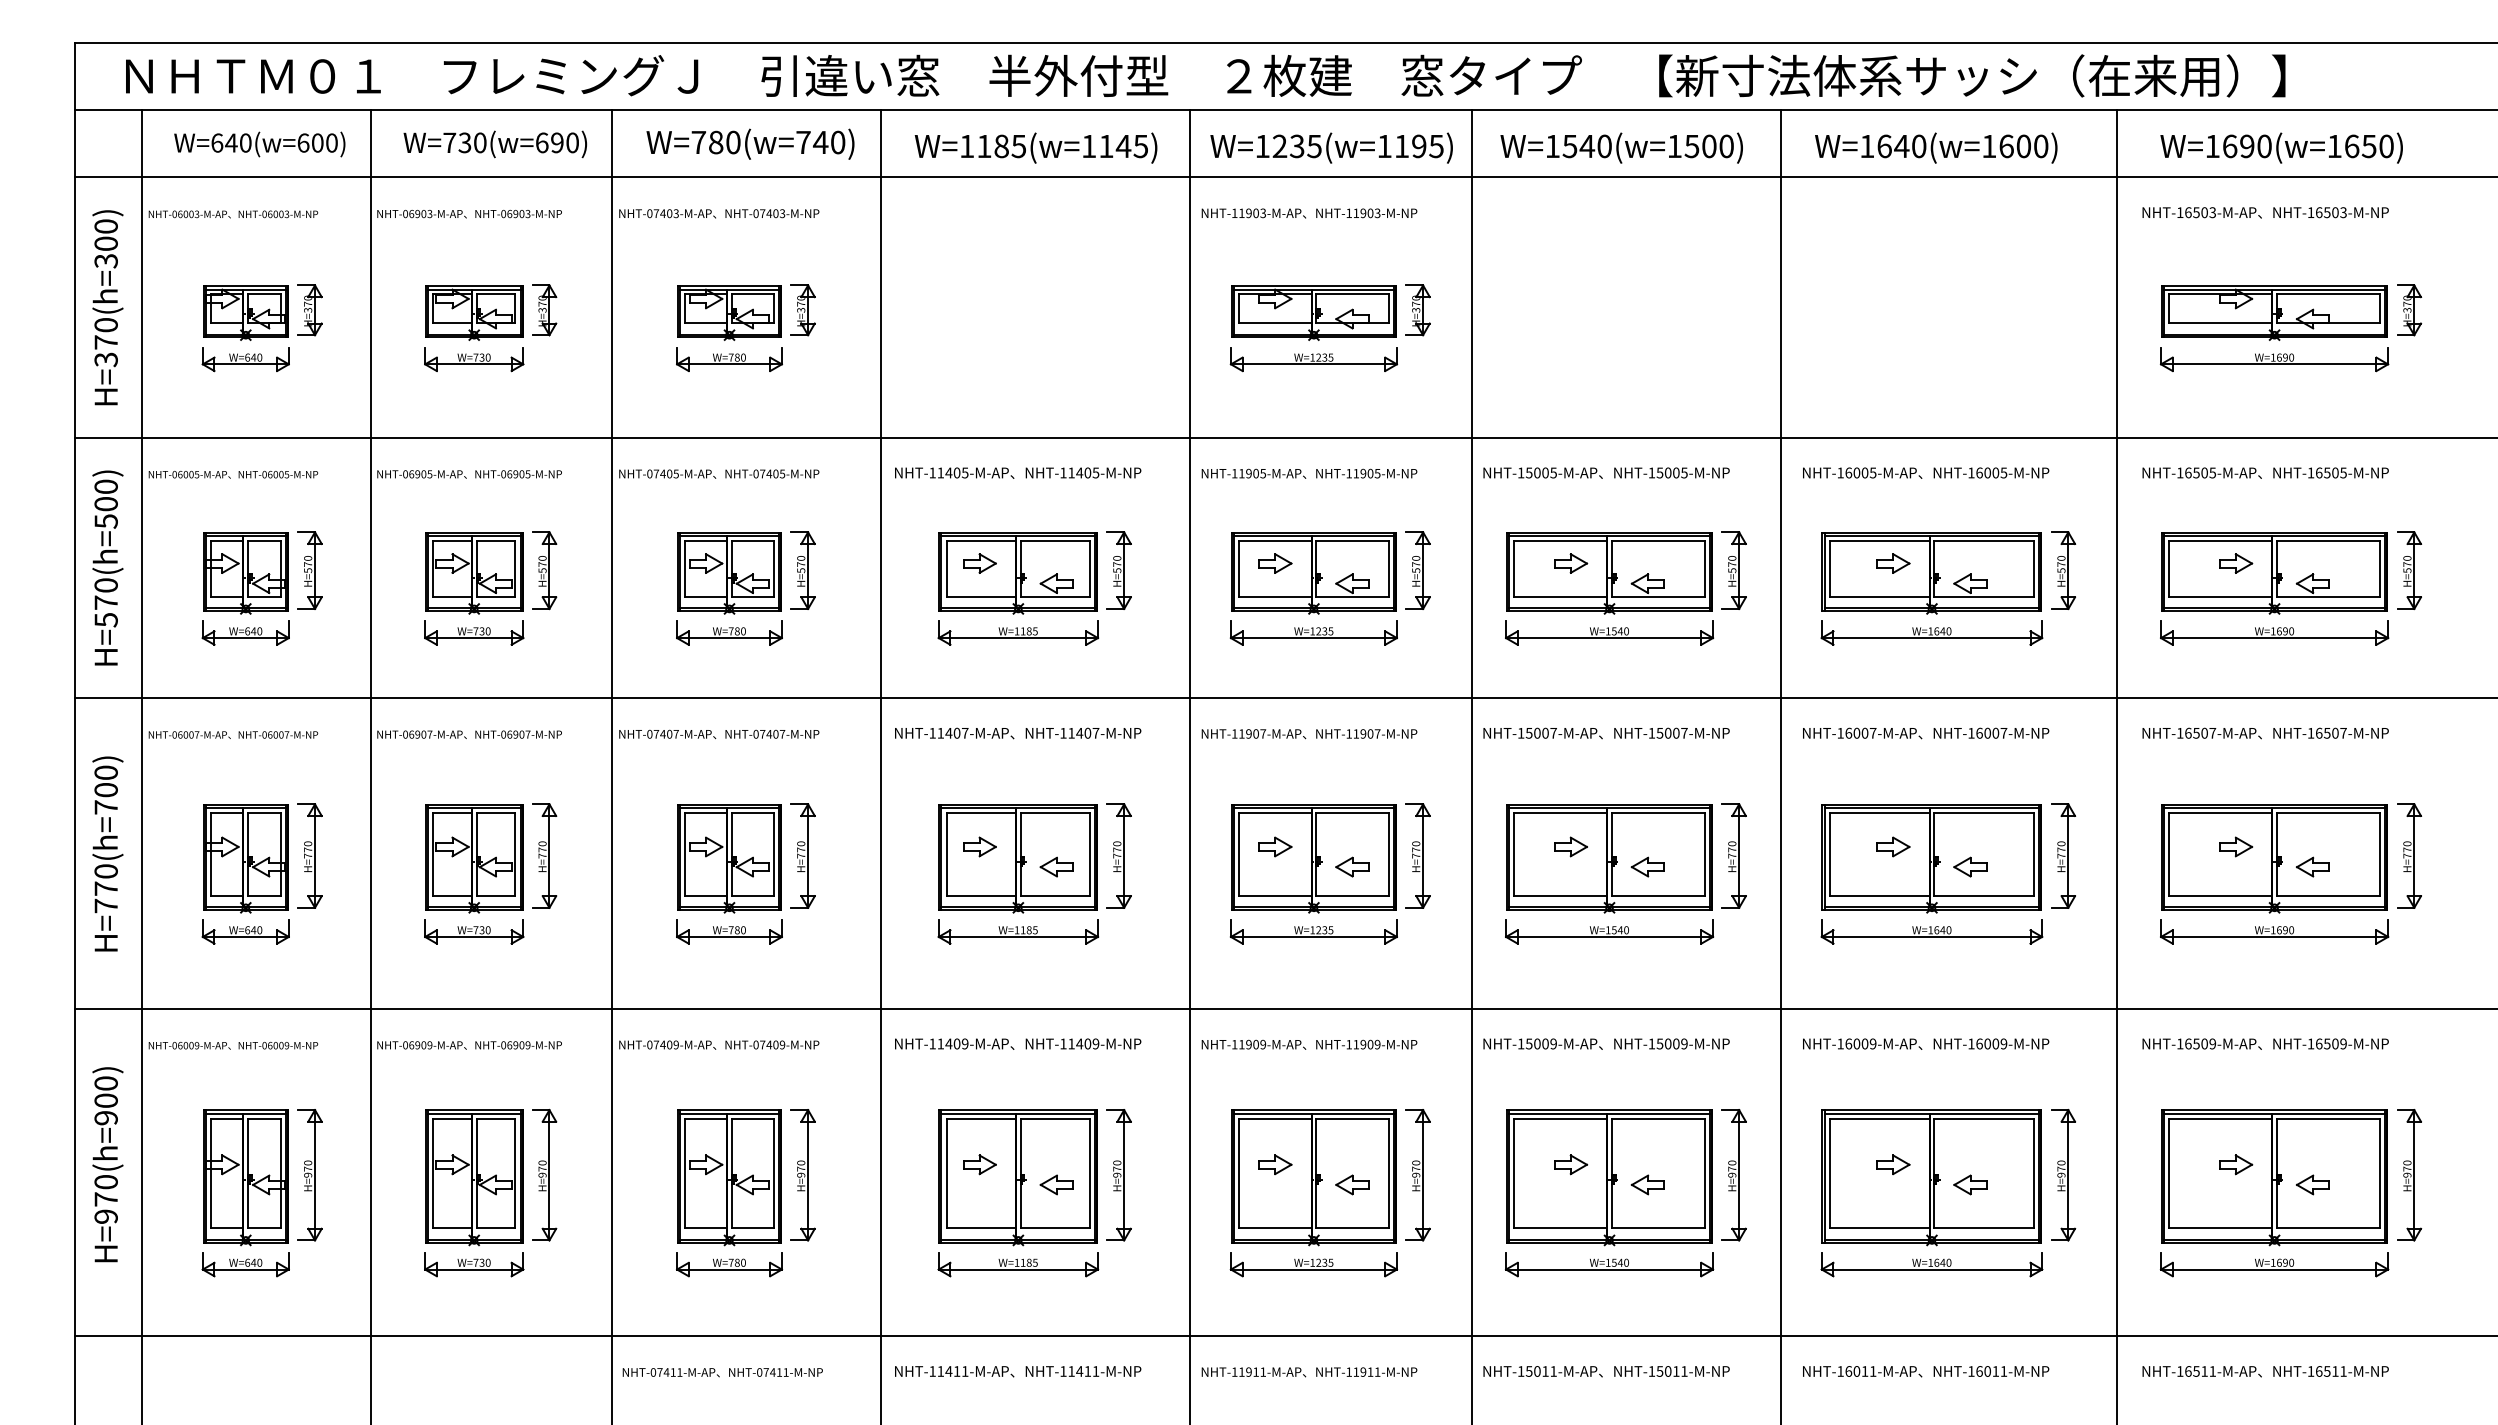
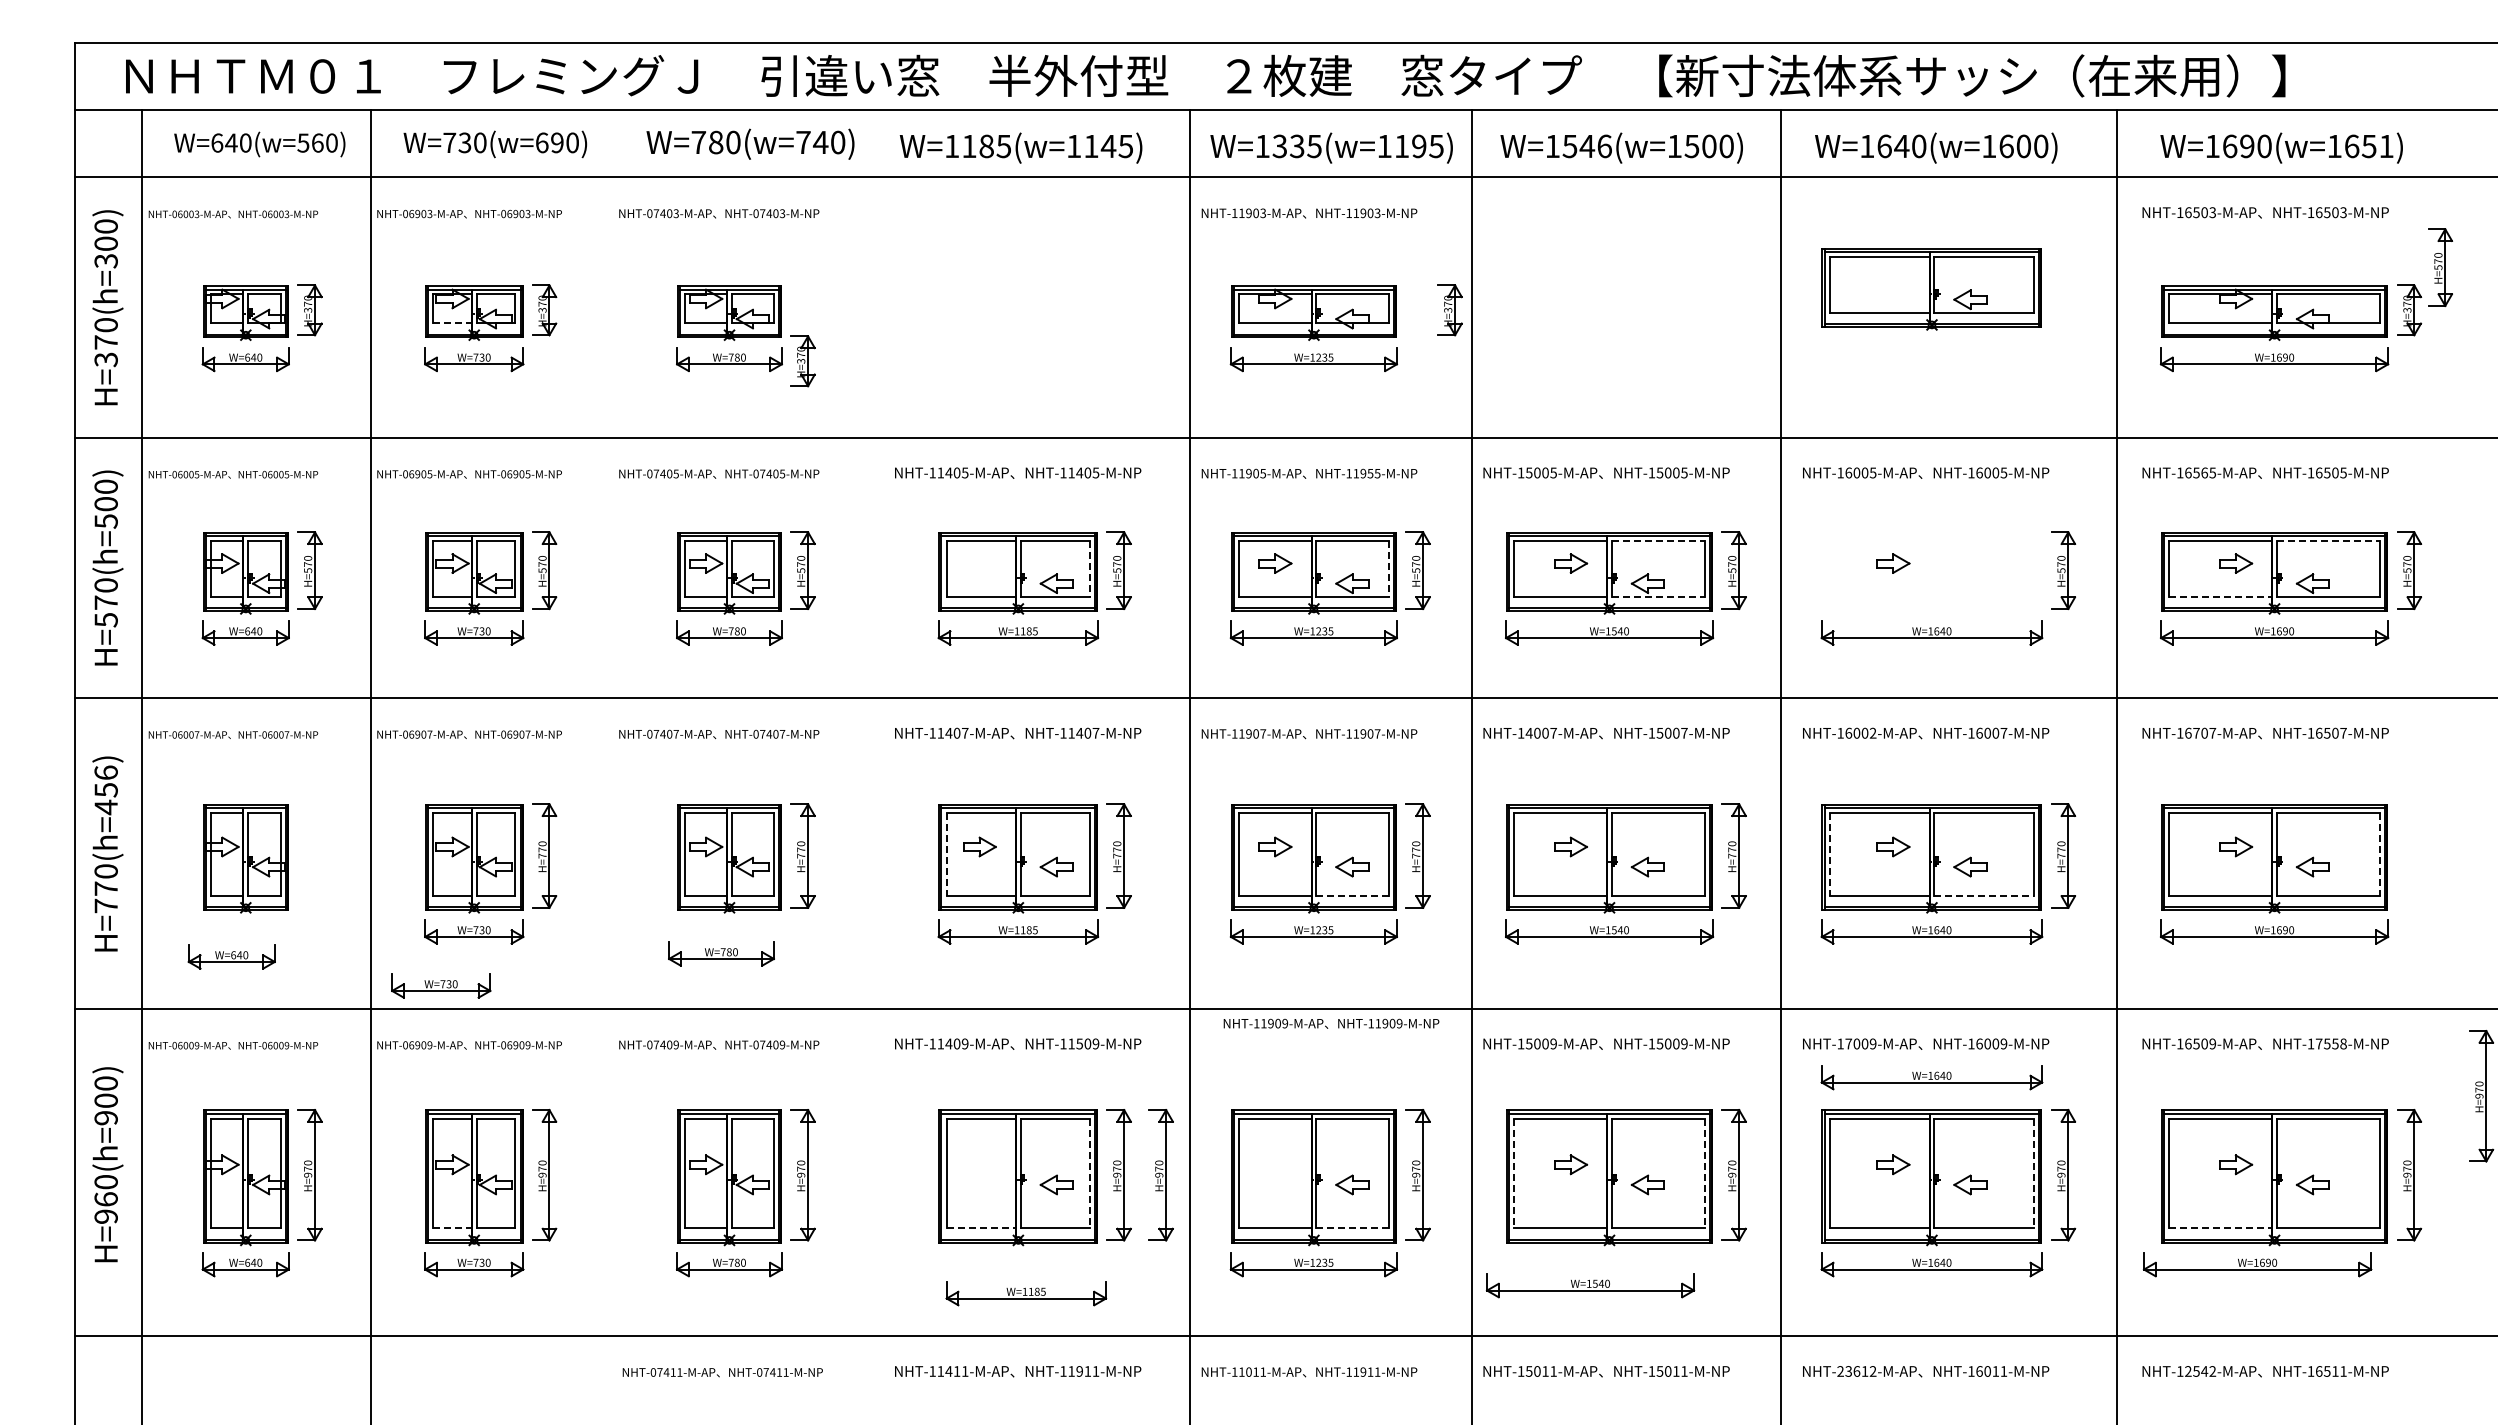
text: W=640(w=600) -> W=640(w=560) (310, 142)
text: W=1235(w=1195) -> W=1335(w=1195) (1279, 146)
text: W=1540(w=1500) -> W=1546(w=1500) (1604, 146)
text: W=1690(w=1650) -> W=1690(w=1651) (2386, 146)
text position: (1035, 147) -> (1020, 147) (1020, 147)
part: none -> present (2440, 267)
part position: (802, 310) -> (802, 361) (802, 361)
part position: (1417, 310) -> (1449, 310) (1449, 310)
line: solid -> dashed (453, 323)
text: NHT-16505-M-AP -> NHT-16565-M-AP (2204, 472)
text: NHT-11905-M-NP -> NHT-11955-M-NP (1370, 473)
line: solid -> dashed (1658, 541)
line: solid -> dashed (2328, 541)
part: present -> none (979, 563)
line: solid -> dashed (1090, 569)
line: solid -> dashed (1388, 569)
part position: (1931, 573) -> (1931, 289) (1931, 289)
line: solid -> dashed (1658, 596)
line: solid -> dashed (2220, 596)
text: NHT-16007-M-AP -> NHT-16002-M-AP (1872, 732)
text: NHT-15007-M-AP -> NHT-14007-M-AP (1528, 733)
text: NHT-16507-M-AP -> NHT-16707-M-AP (2196, 733)
line: present -> none (612, 765)
line: present -> none (881, 765)
text: H=770(h=700) -> H=770(h=456) (105, 790)
part: present -> none (309, 855)
line: solid -> dashed (946, 855)
line: solid -> dashed (1829, 855)
line: solid -> dashed (2380, 855)
part: present -> none (2409, 855)
line: solid -> dashed (1353, 895)
line: solid -> dashed (1984, 895)
part position: (245, 931) -> (231, 956) (231, 956)
part position: (729, 931) -> (721, 953) (721, 953)
part: none -> present (441, 985)
text: NHT-11409-M-NP -> NHT-11509-M-NP (1079, 1043)
text: NHT-16009-M-AP -> NHT-17009-M-AP (1848, 1043)
text: NHT-16509-M-NP -> NHT-17558-M-NP (2330, 1043)
text position: (1309, 1044) -> (1331, 1023) (1331, 1023)
part: none -> present (1931, 1077)
part: none -> present (2481, 1096)
part: present -> none (979, 1164)
part: present -> none (1275, 1164)
line: solid -> dashed (1090, 1173)
line: solid -> dashed (1514, 1173)
line: solid -> dashed (1705, 1173)
line: solid -> dashed (2034, 1173)
part: none -> present (1160, 1175)
text: H=970(h=900) -> H=960(h=900) (105, 1199)
line: solid -> dashed (453, 1228)
line: solid -> dashed (981, 1228)
line: solid -> dashed (1353, 1228)
line: solid -> dashed (2220, 1228)
part position: (1018, 1264) -> (1026, 1293) (1026, 1293)
part position: (1609, 1264) -> (1590, 1285) (1590, 1285)
part position: (2274, 1264) -> (2257, 1264) (2257, 1264)
text: NHT-11411-M-NP -> NHT-11911-M-NP (1079, 1371)
text: NHT-11911-M-AP -> NHT-11011-M-AP (1248, 1371)
text: NHT-16011-M-AP -> NHT-23612-M-AP (1856, 1371)
text: NHT-16511-M-AP -> NHT-12542-M-AP (2200, 1371)
